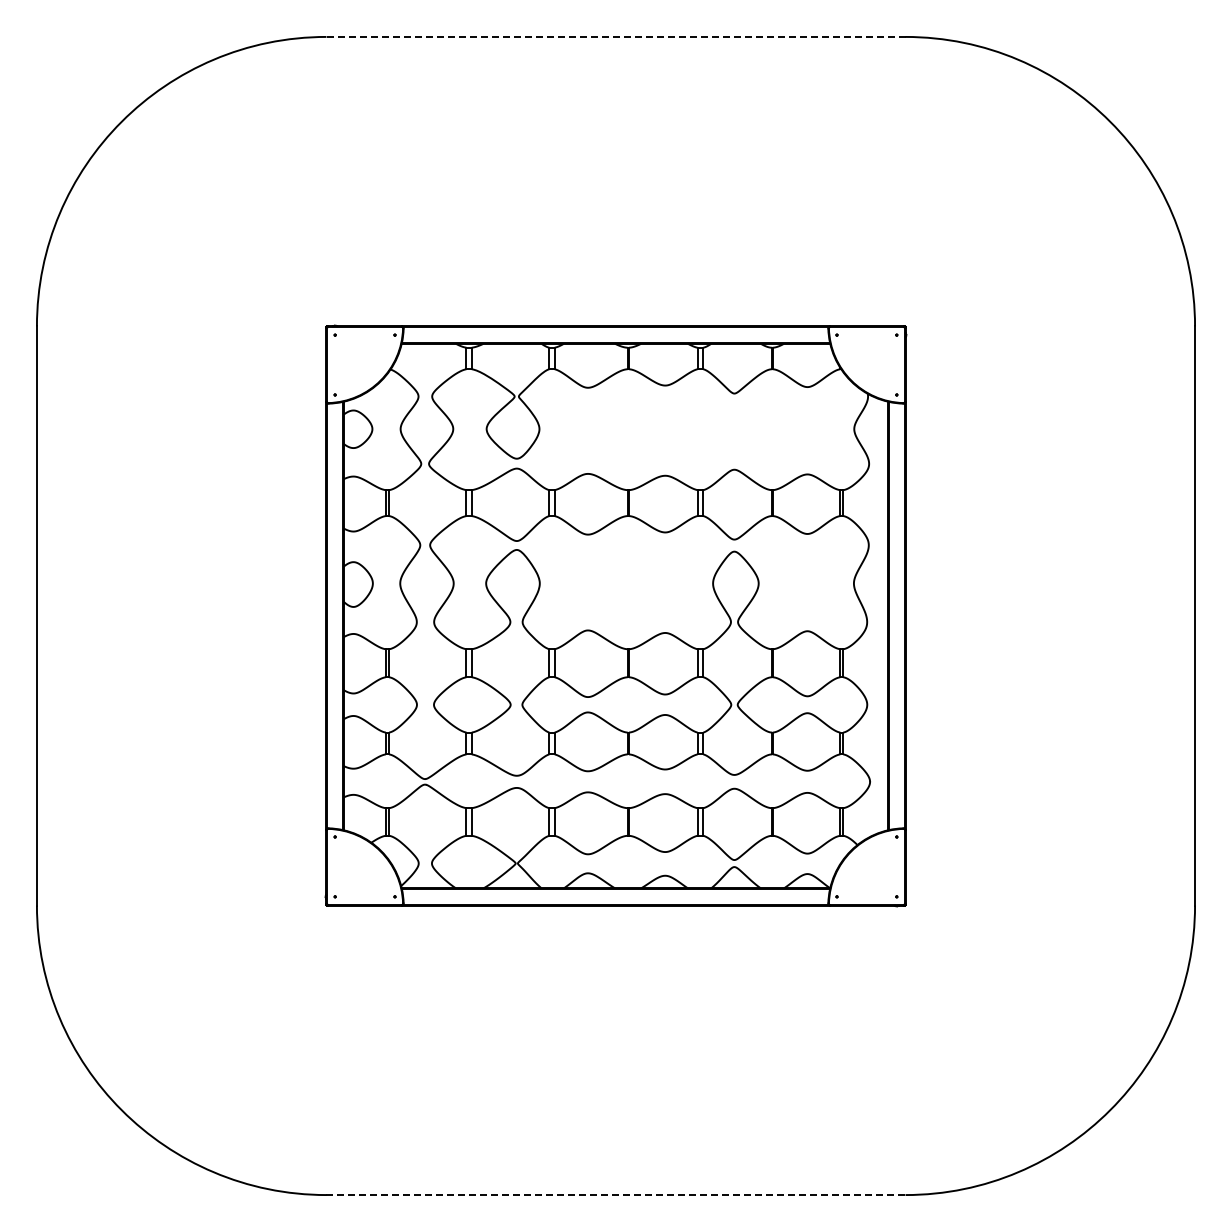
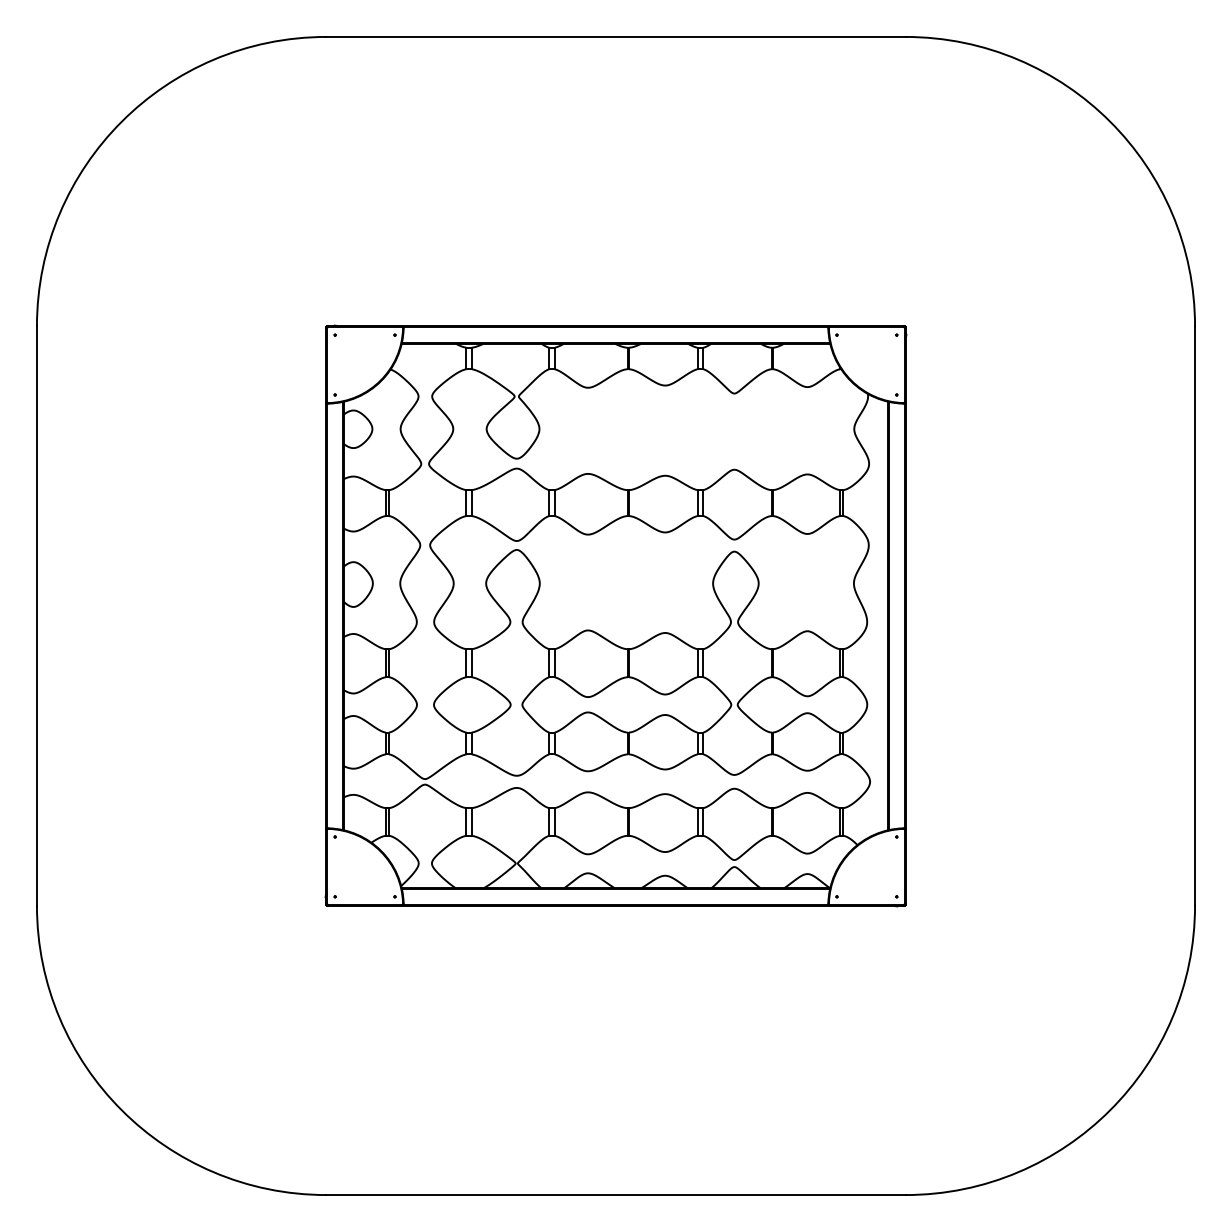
line: dashed -> solid (616, 36)
line: dashed -> solid (616, 1195)
